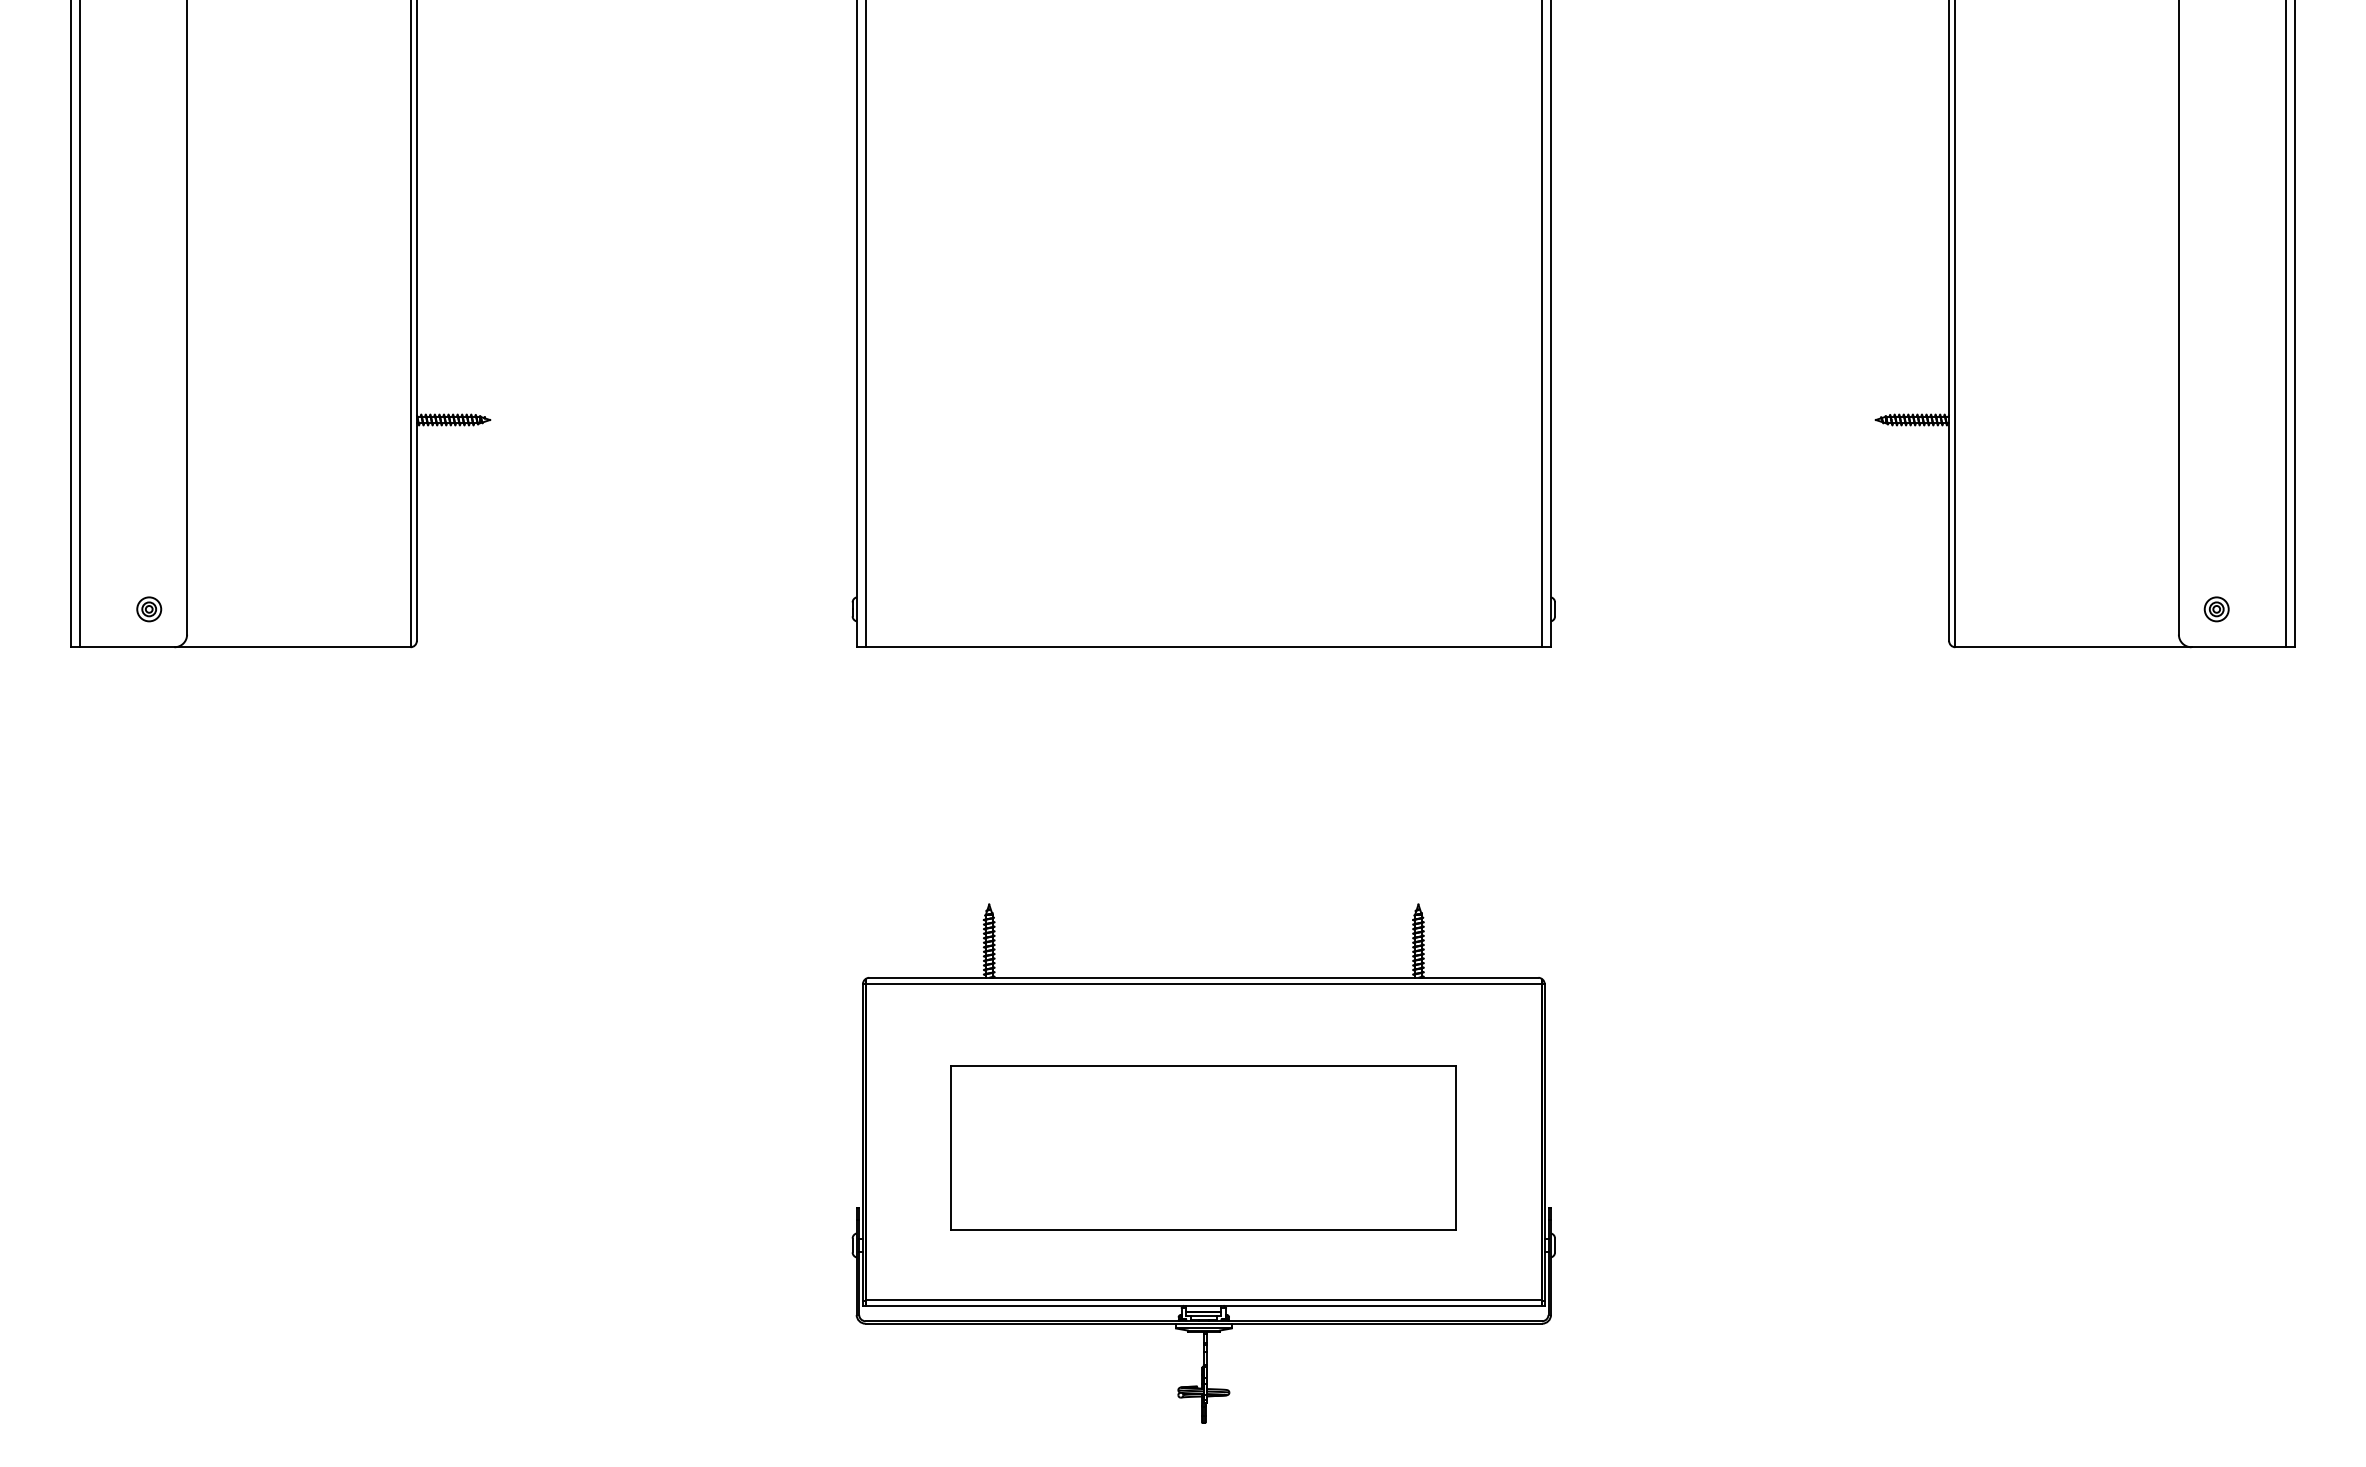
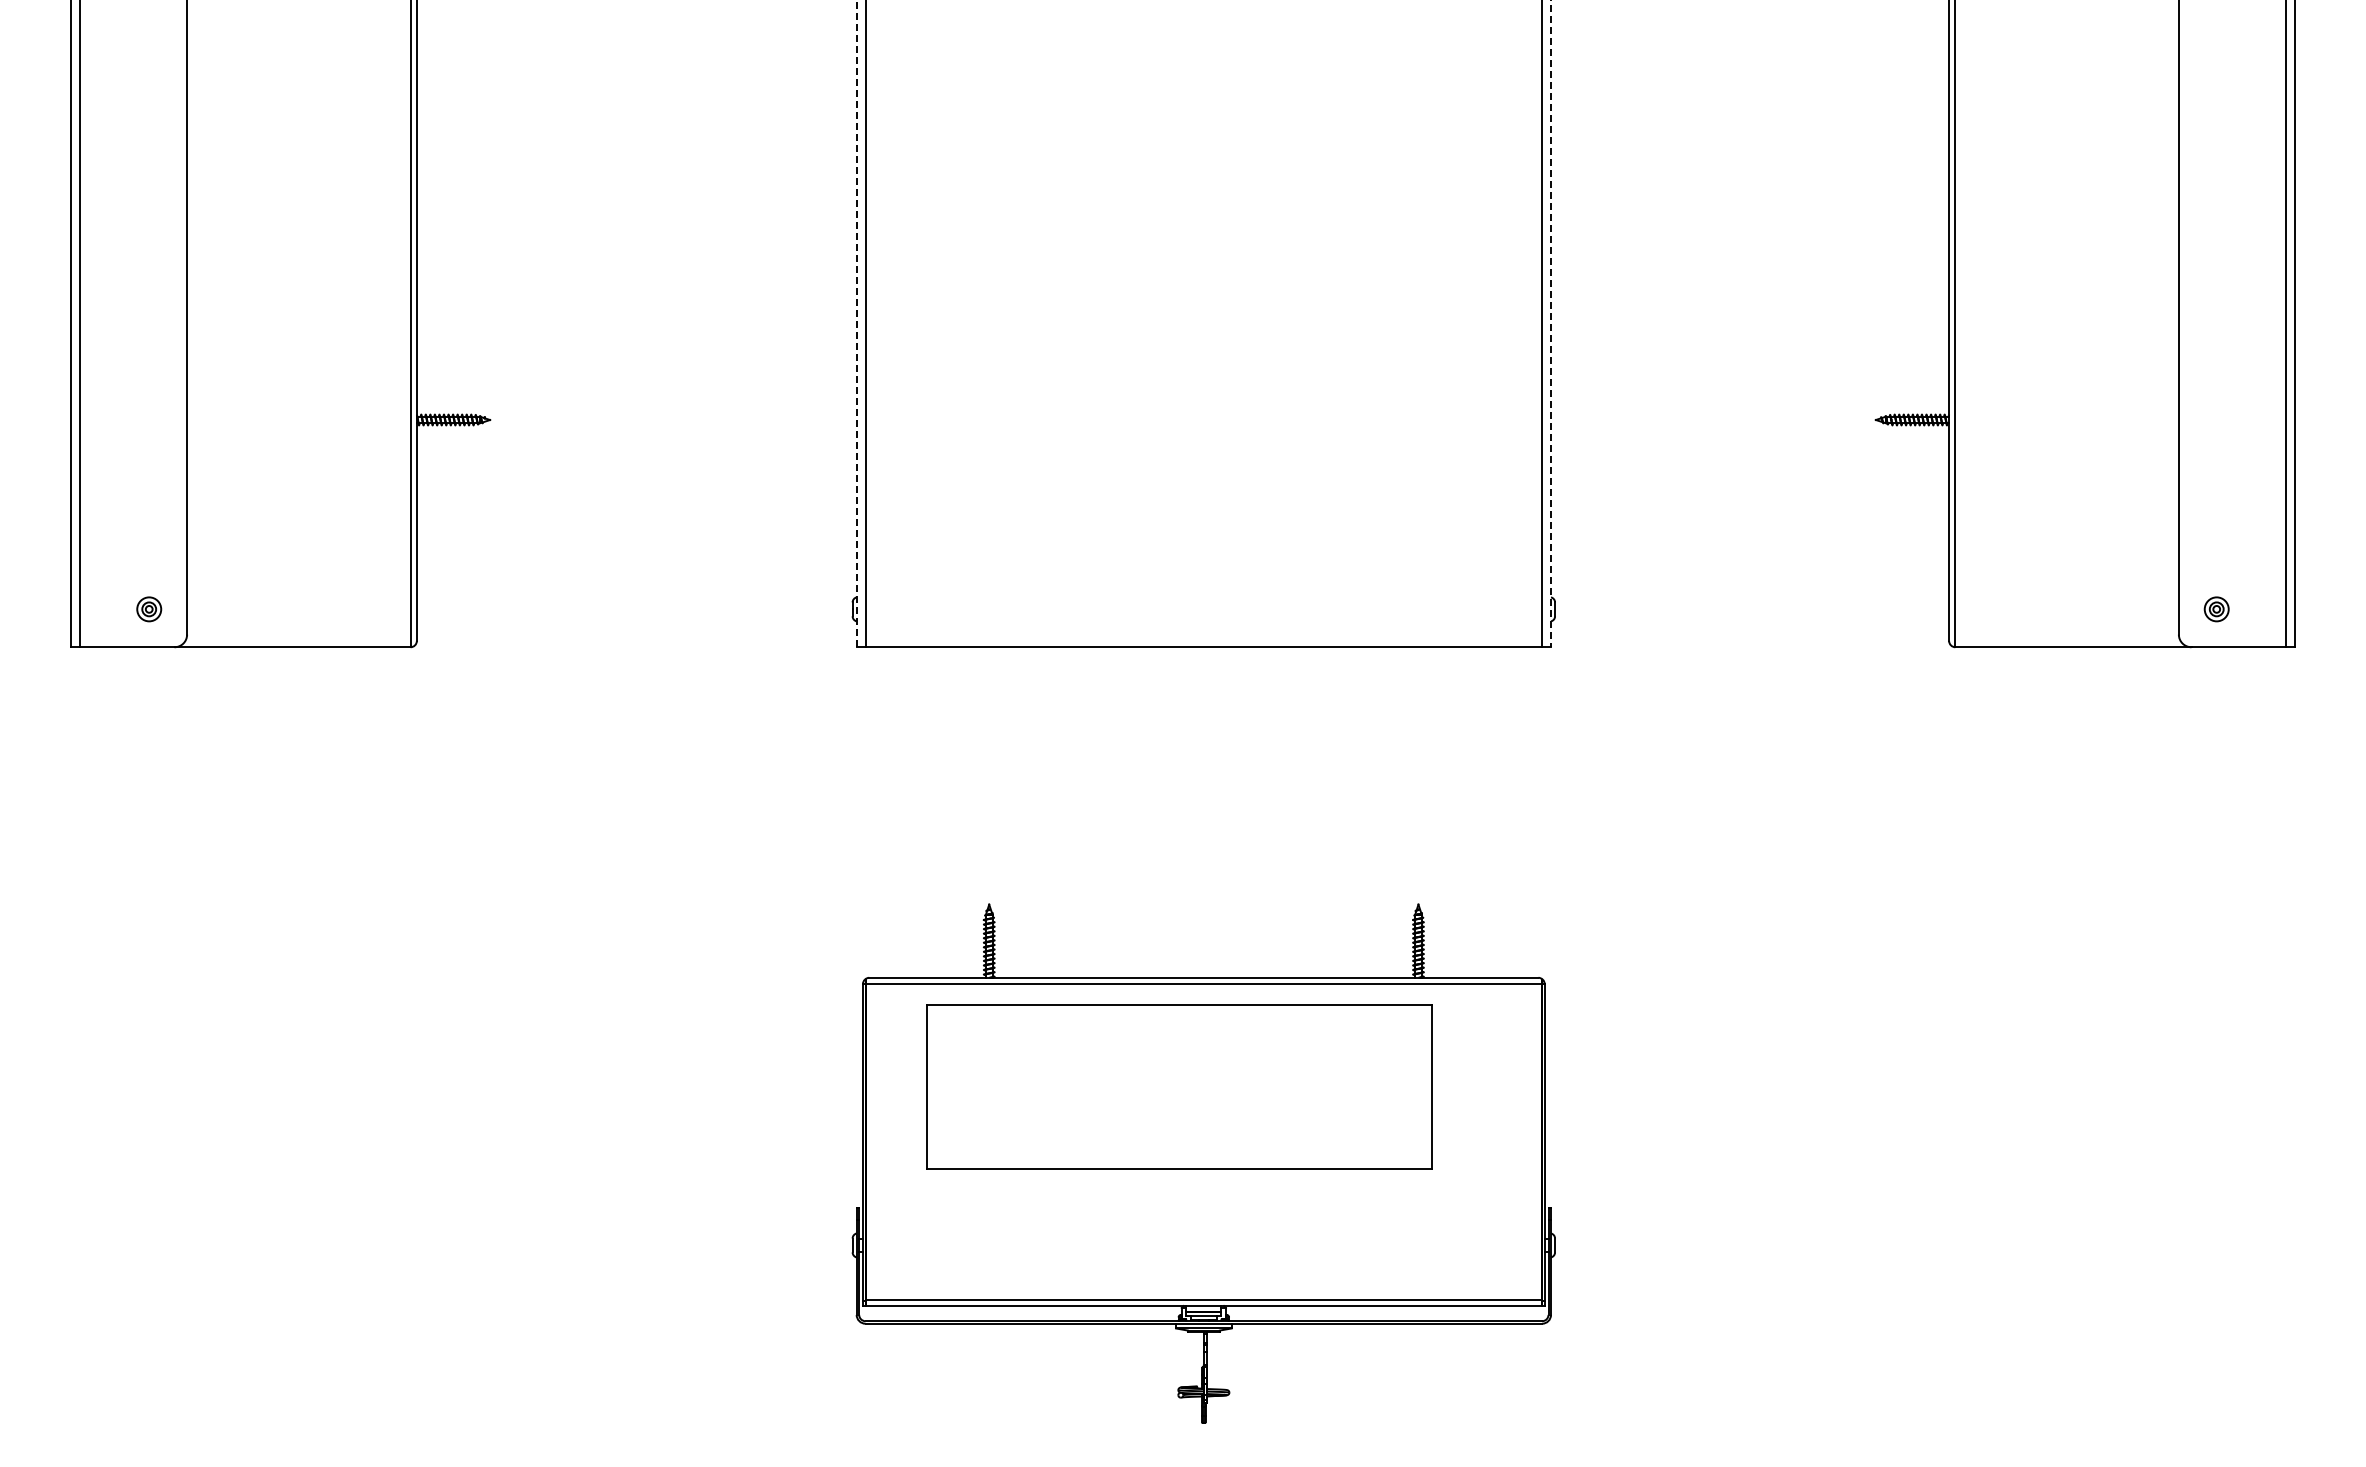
line: solid -> dashed (856, 323)
line: solid -> dashed (1551, 324)
part position: (1203, 1147) -> (1179, 1086) (1179, 1086)
